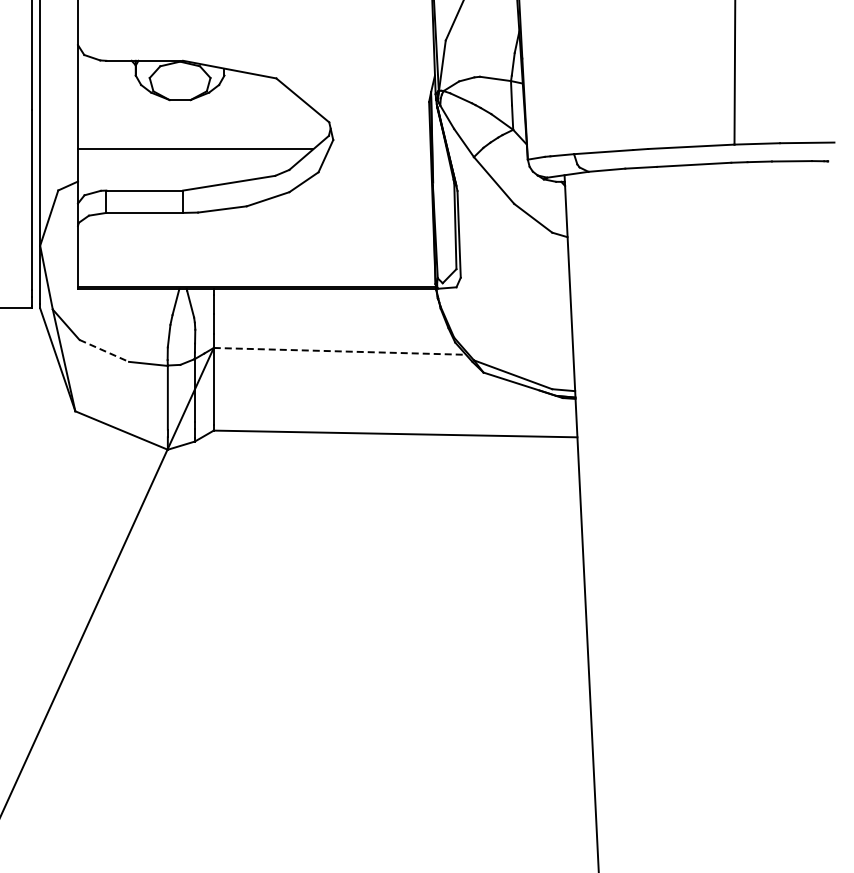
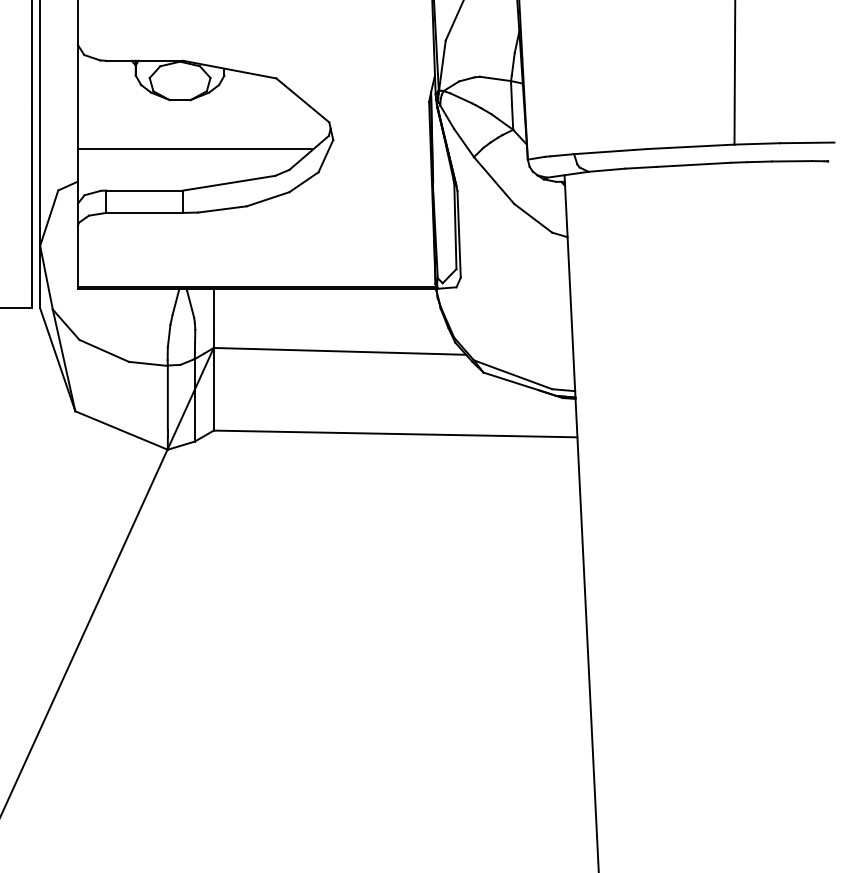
line: dashed -> solid (104, 351)
line: dashed -> solid (340, 351)
